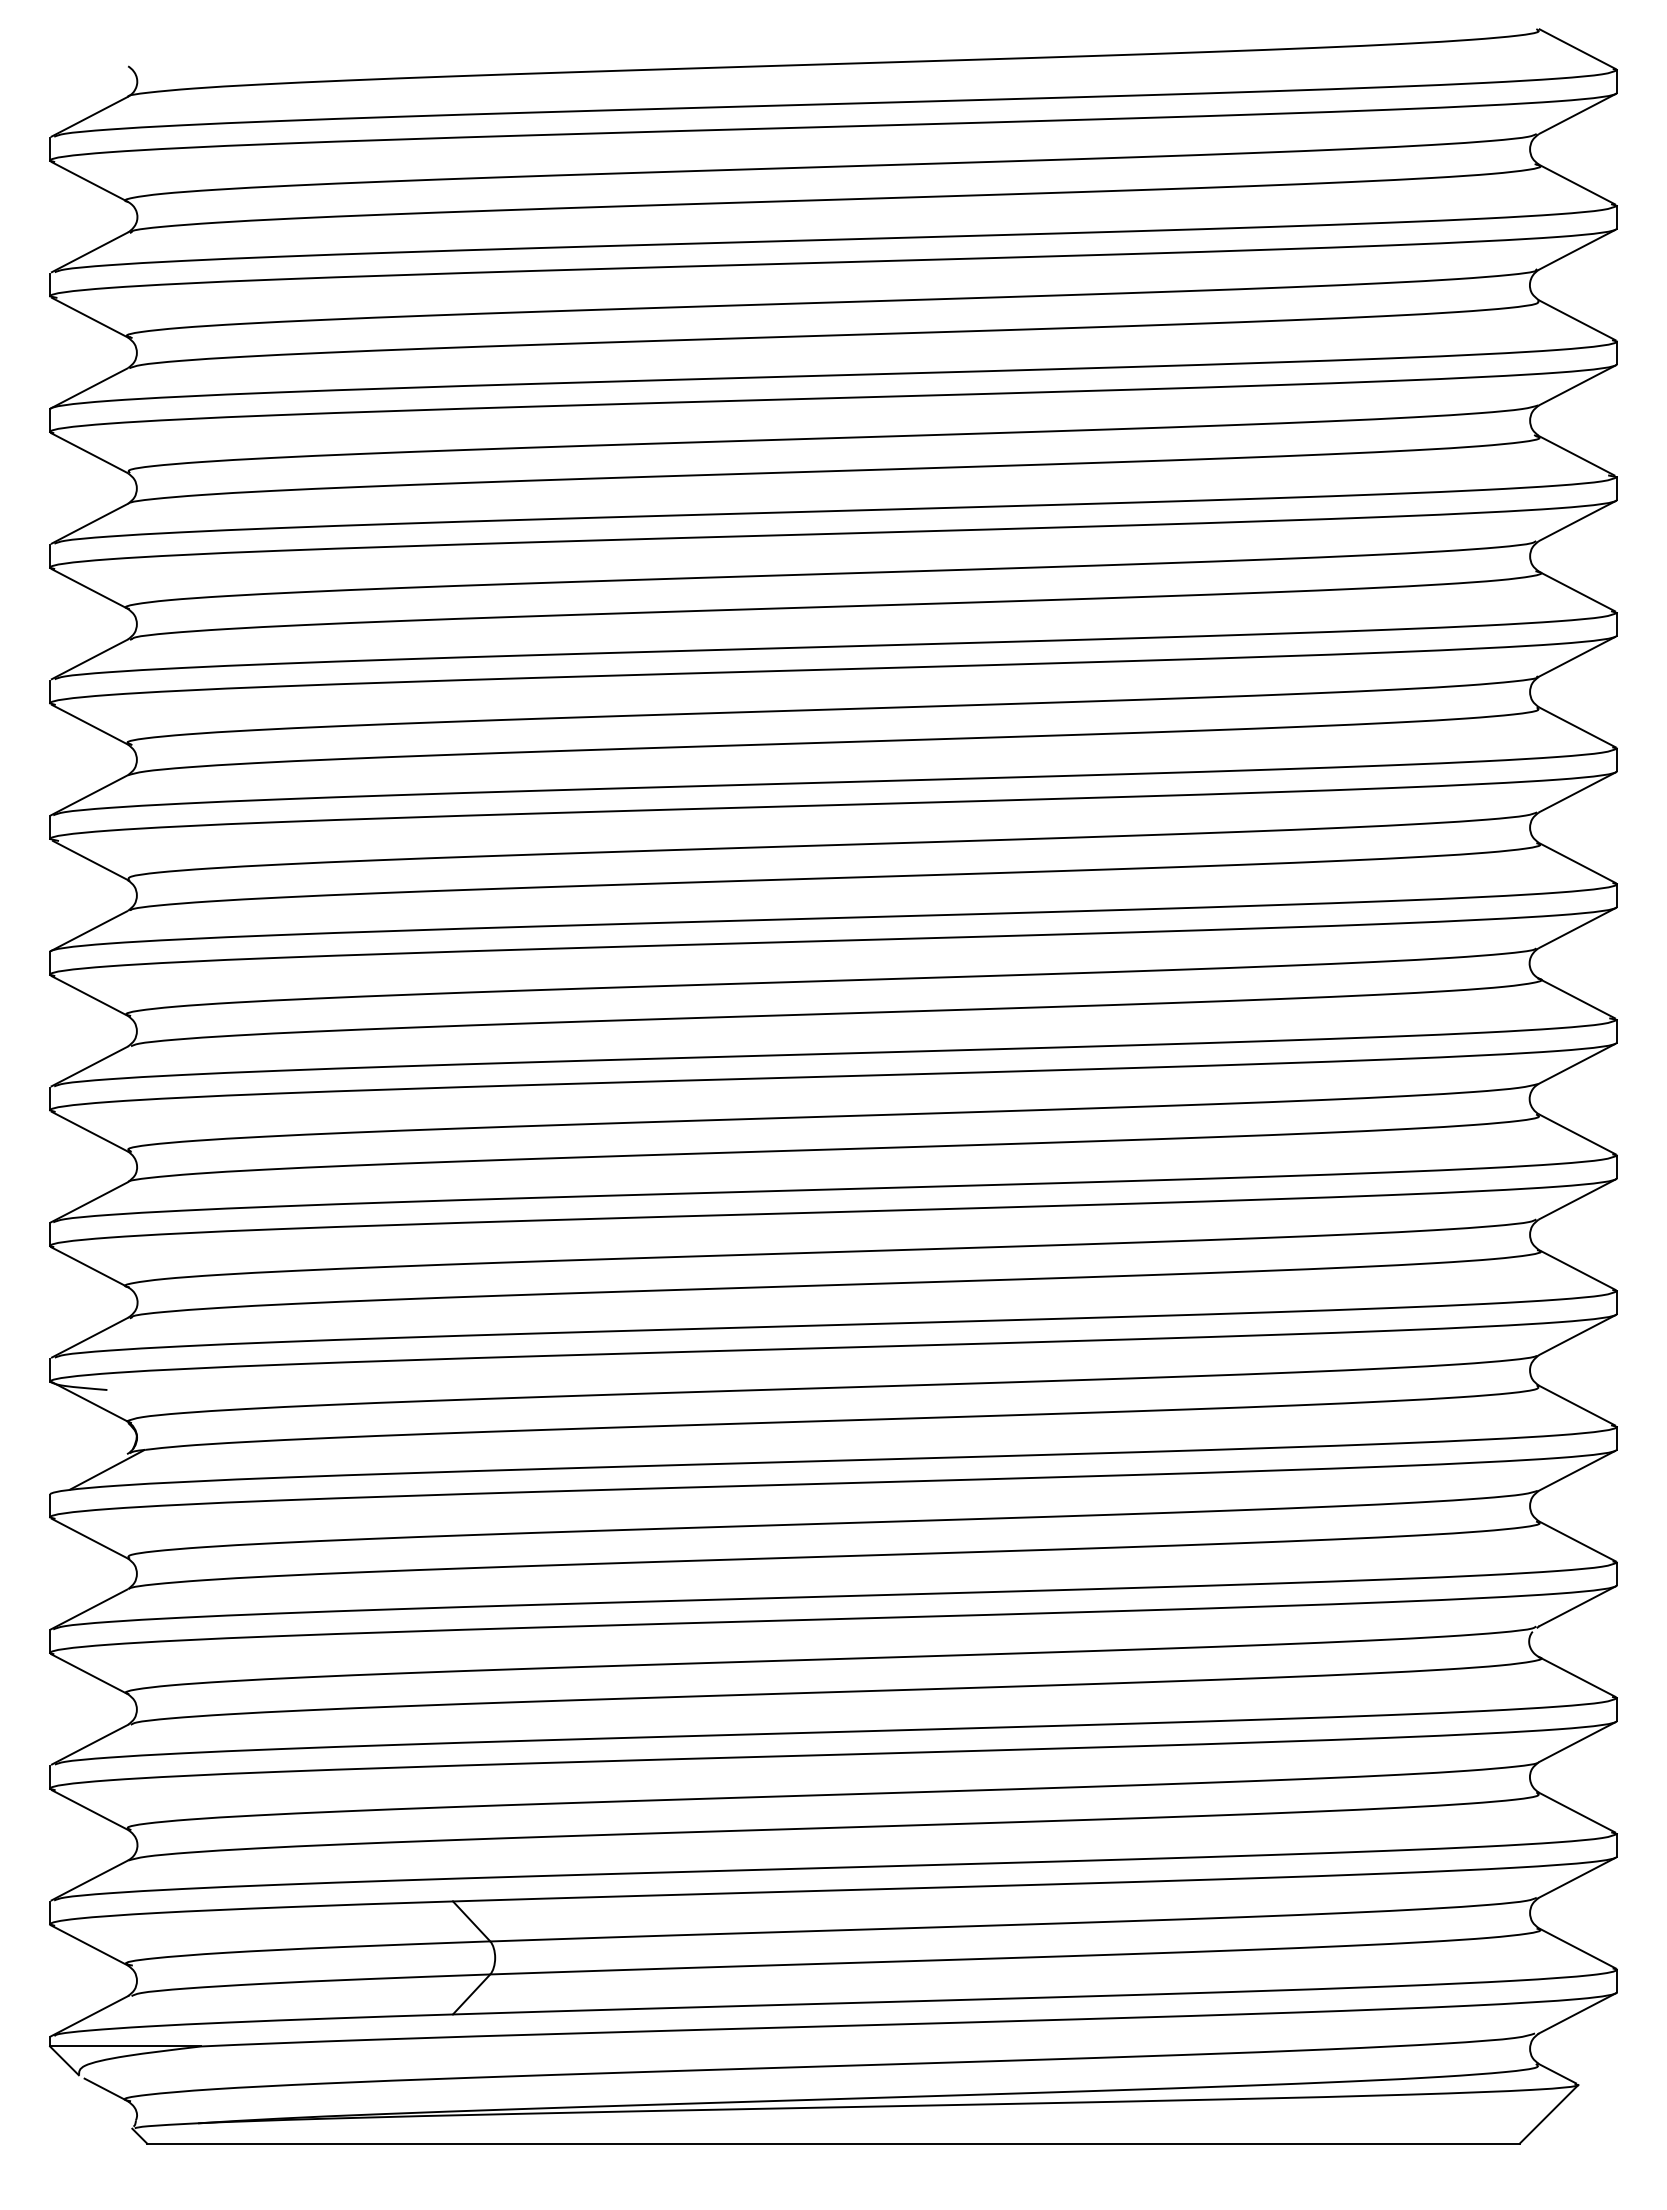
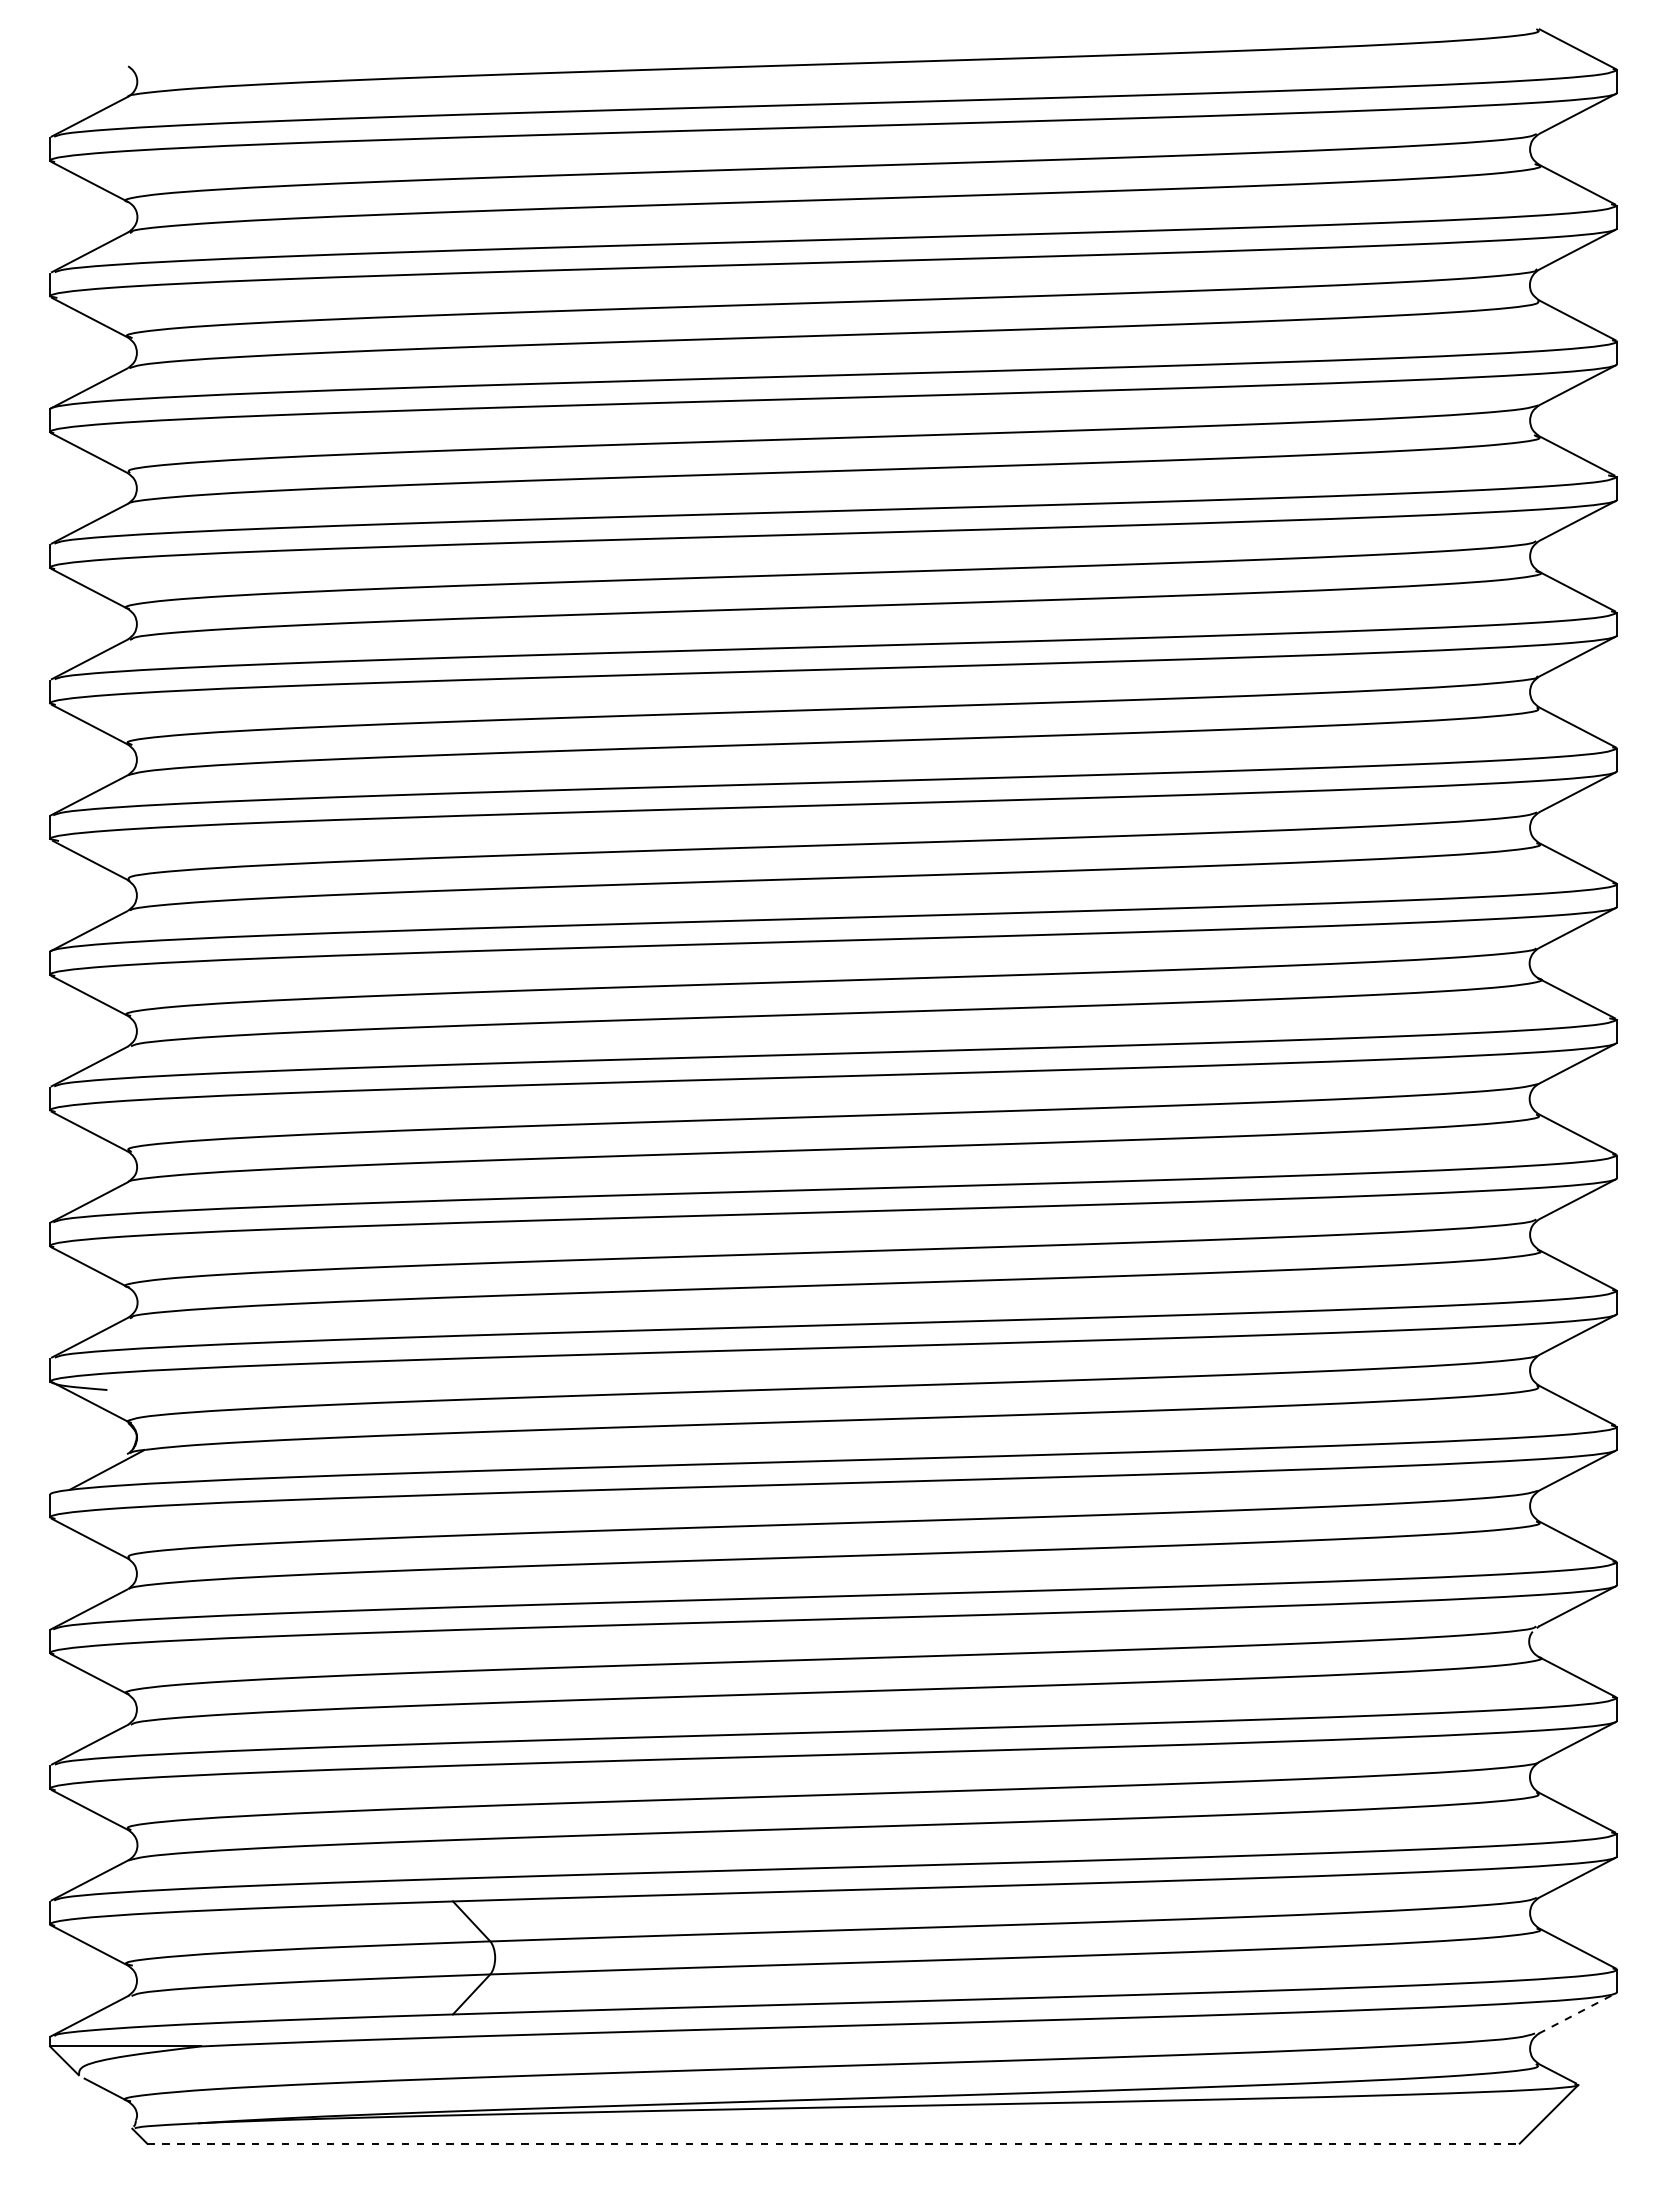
line: solid -> dashed (1577, 2013)
line: solid -> dashed (833, 2143)
